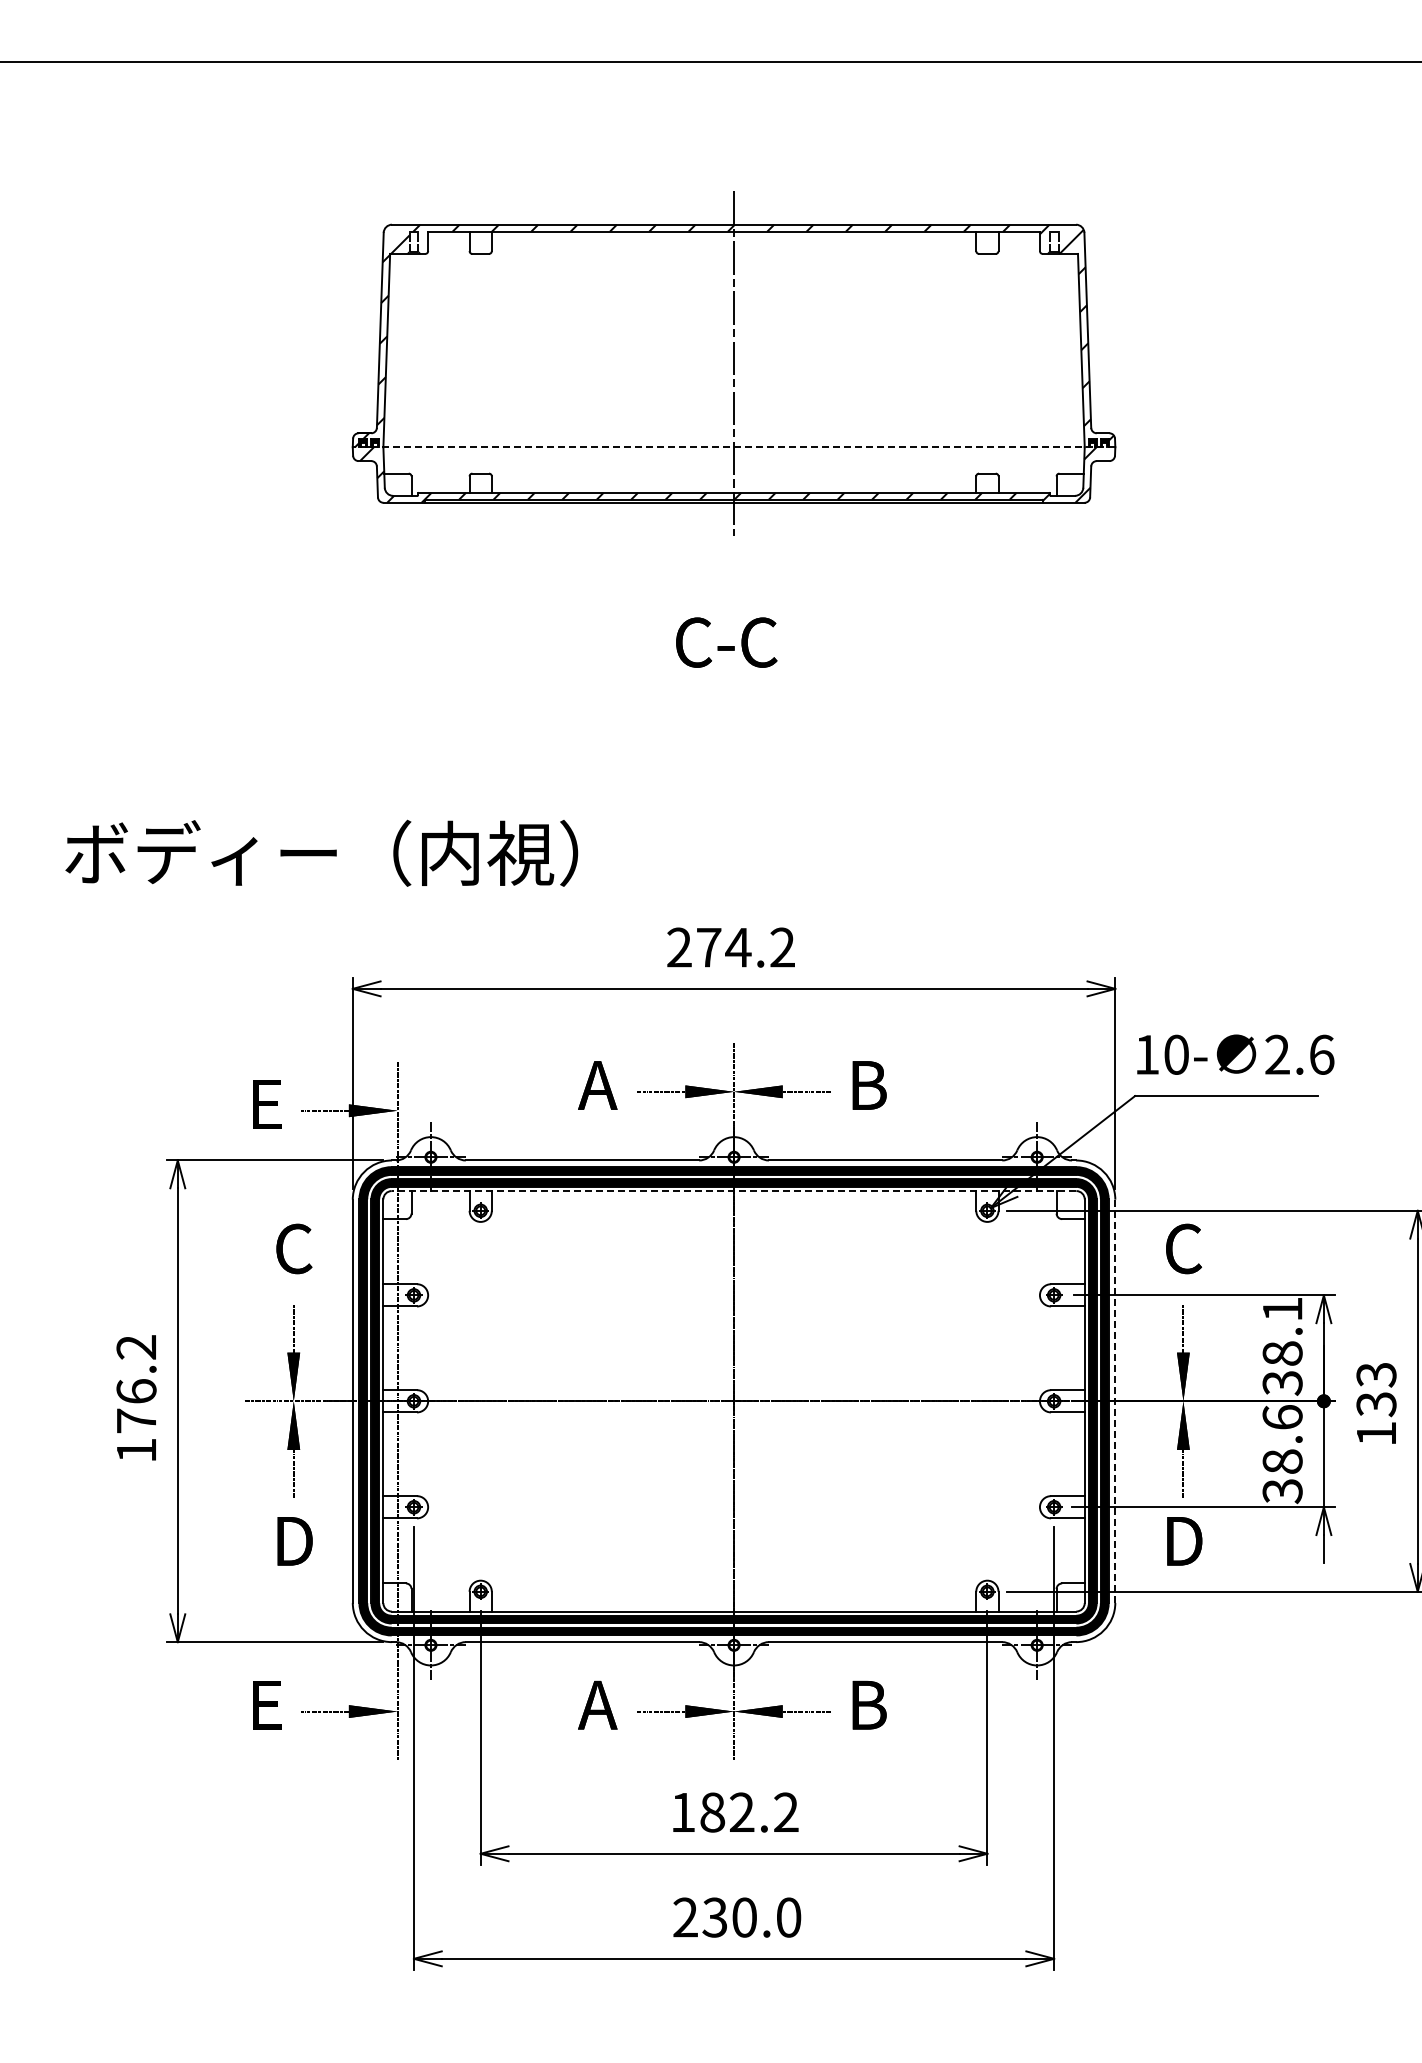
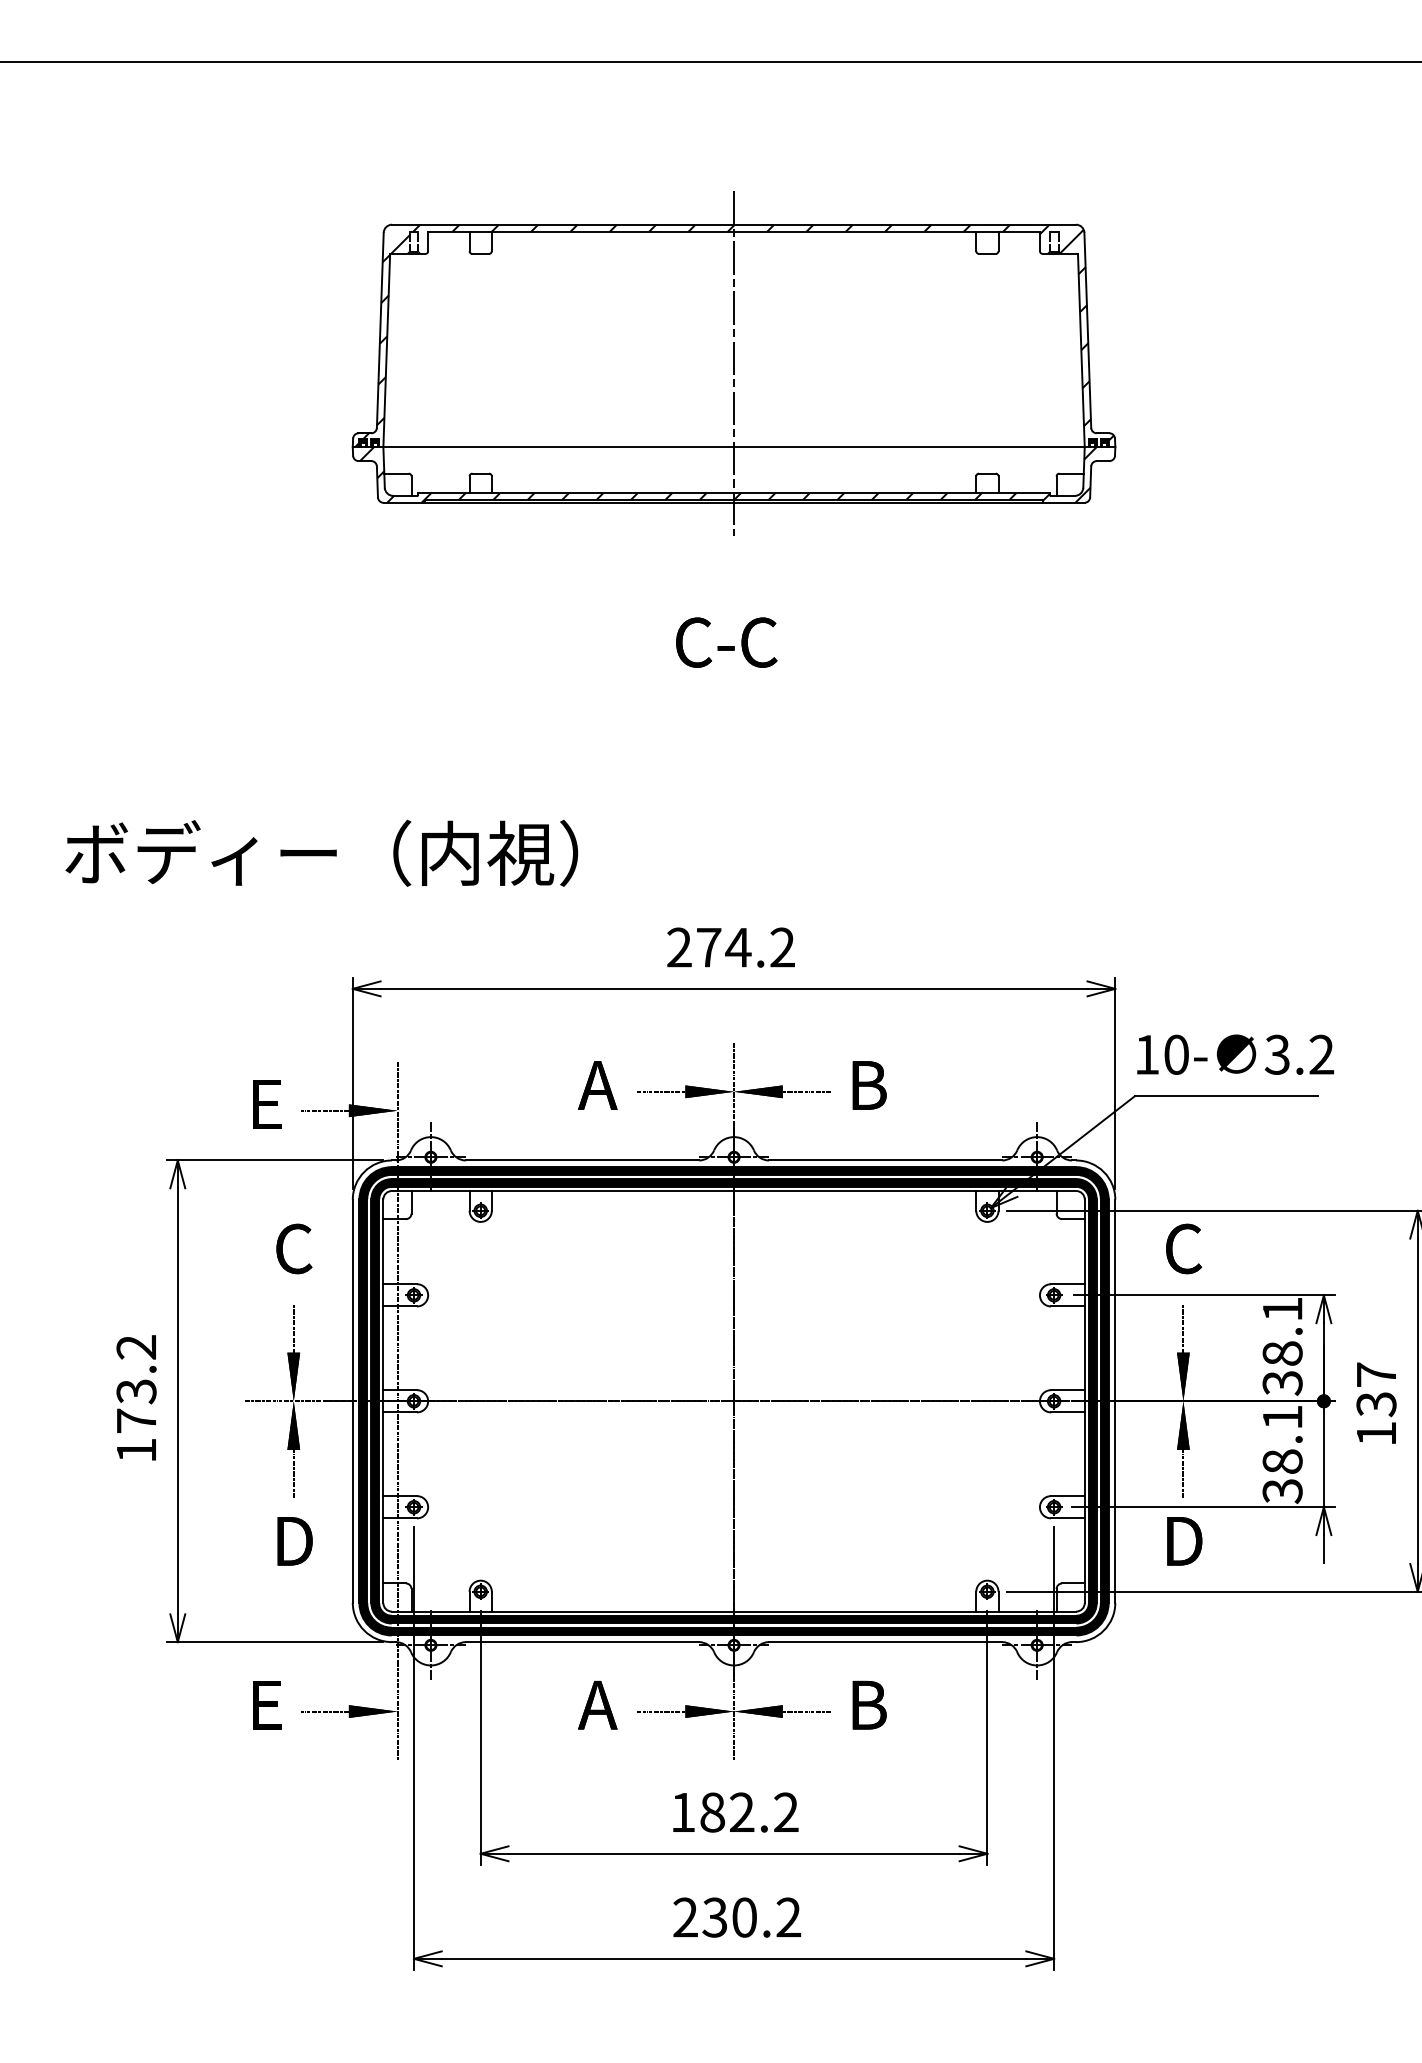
line: dashed -> solid (733, 447)
text: 2.6 -> 3.2 (1299, 1054)
line: dashed -> solid (733, 1191)
text: 133 -> 137 (1376, 1374)
text: 176.2 -> 173.2 (136, 1391)
line: dashed -> solid (1115, 1401)
text: 38.6 -> 38.1 (1282, 1417)
text: 230.0 -> 230.2 (788, 1917)
